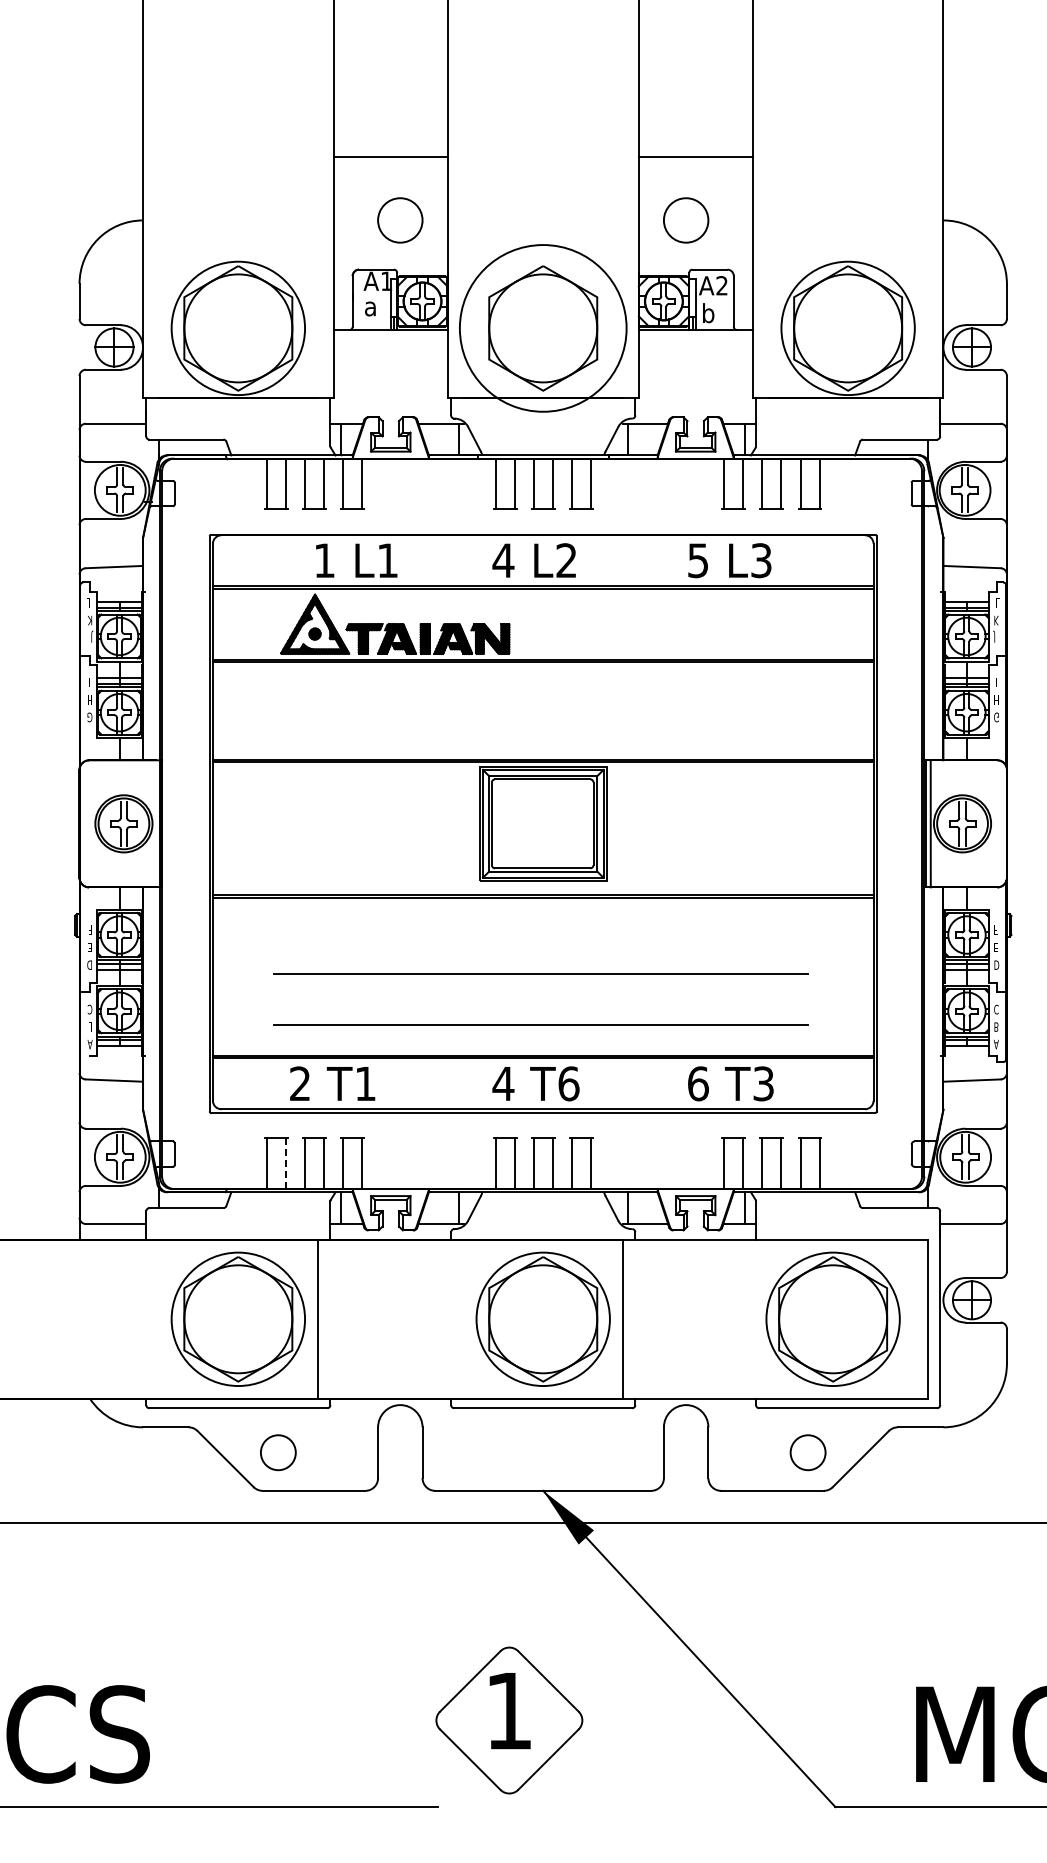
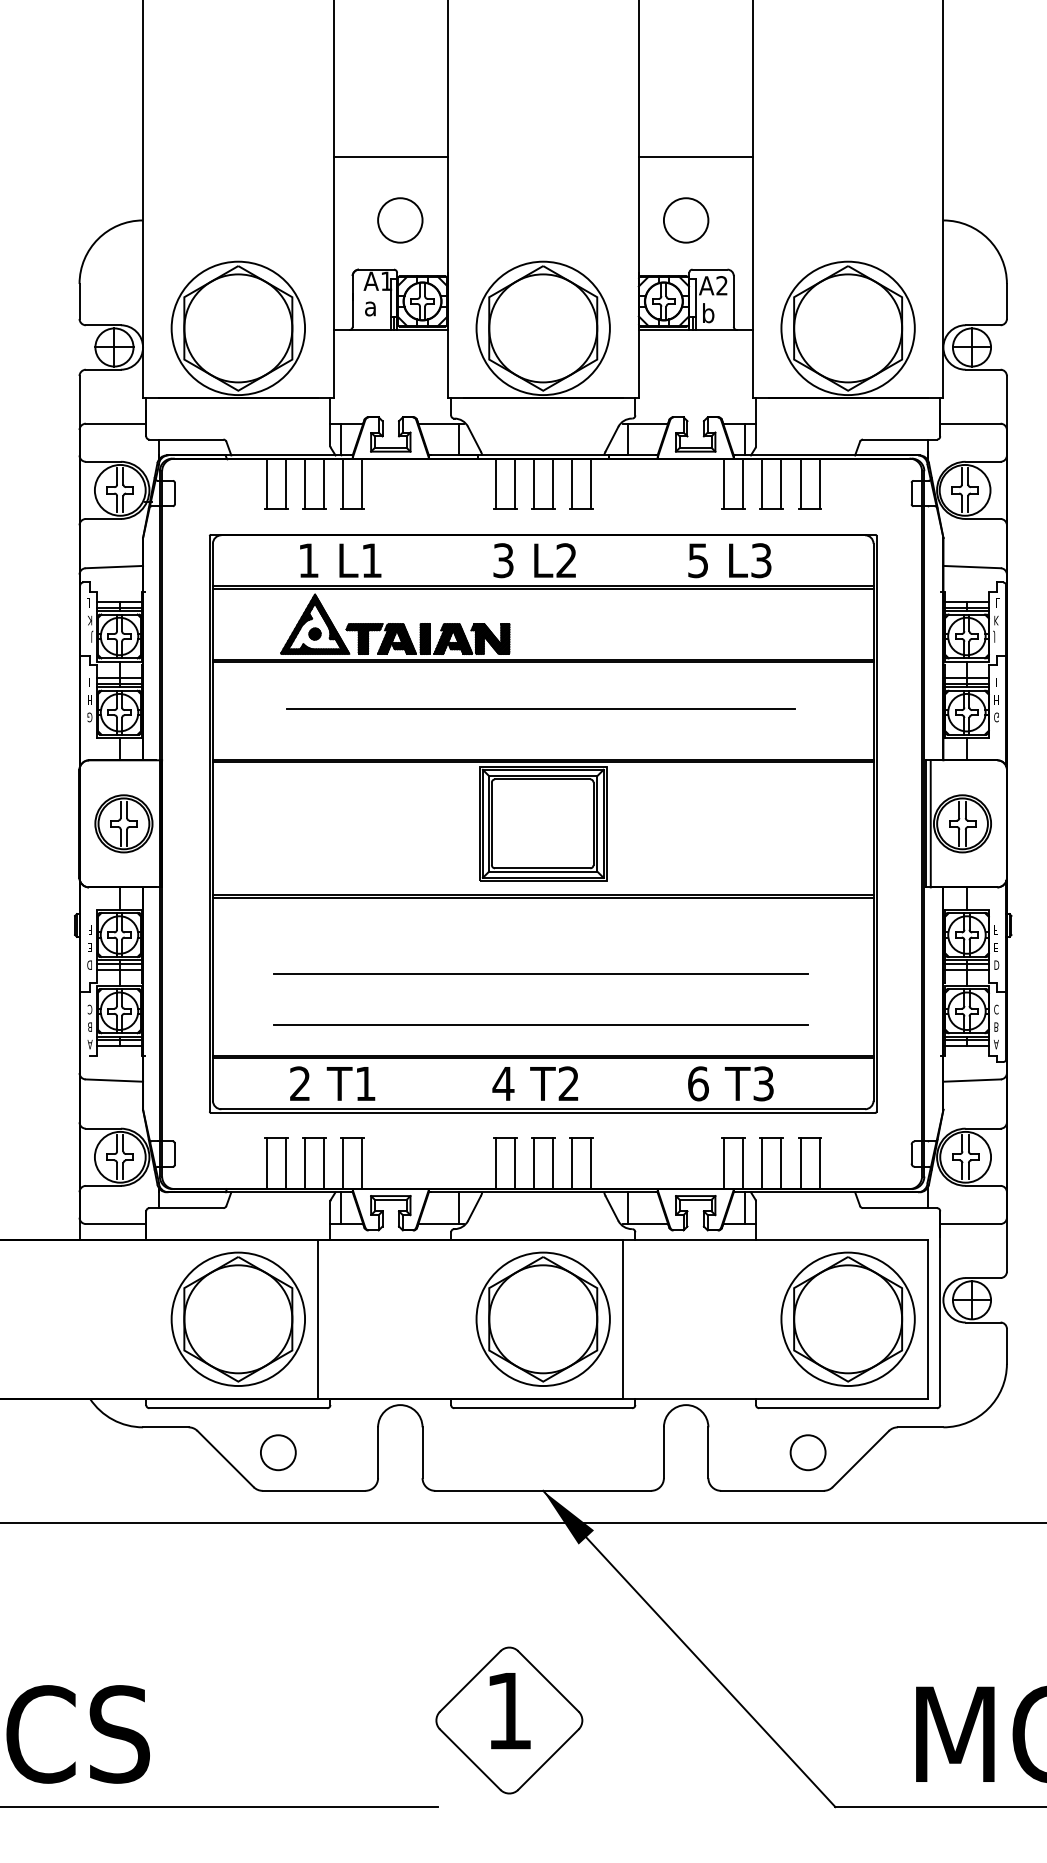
circle diameter: 167 px -> 133 px (542, 328)
text position: (356, 560) -> (340, 560) (340, 560)
text: 4 -> 3 (503, 560)
line: none -> present (541, 708)
text: L -> B (89, 1026)
text: T6 -> T2 (568, 1083)
line: dashed -> solid (285, 1164)
part position: (832, 1318) -> (847, 1318) (847, 1318)
